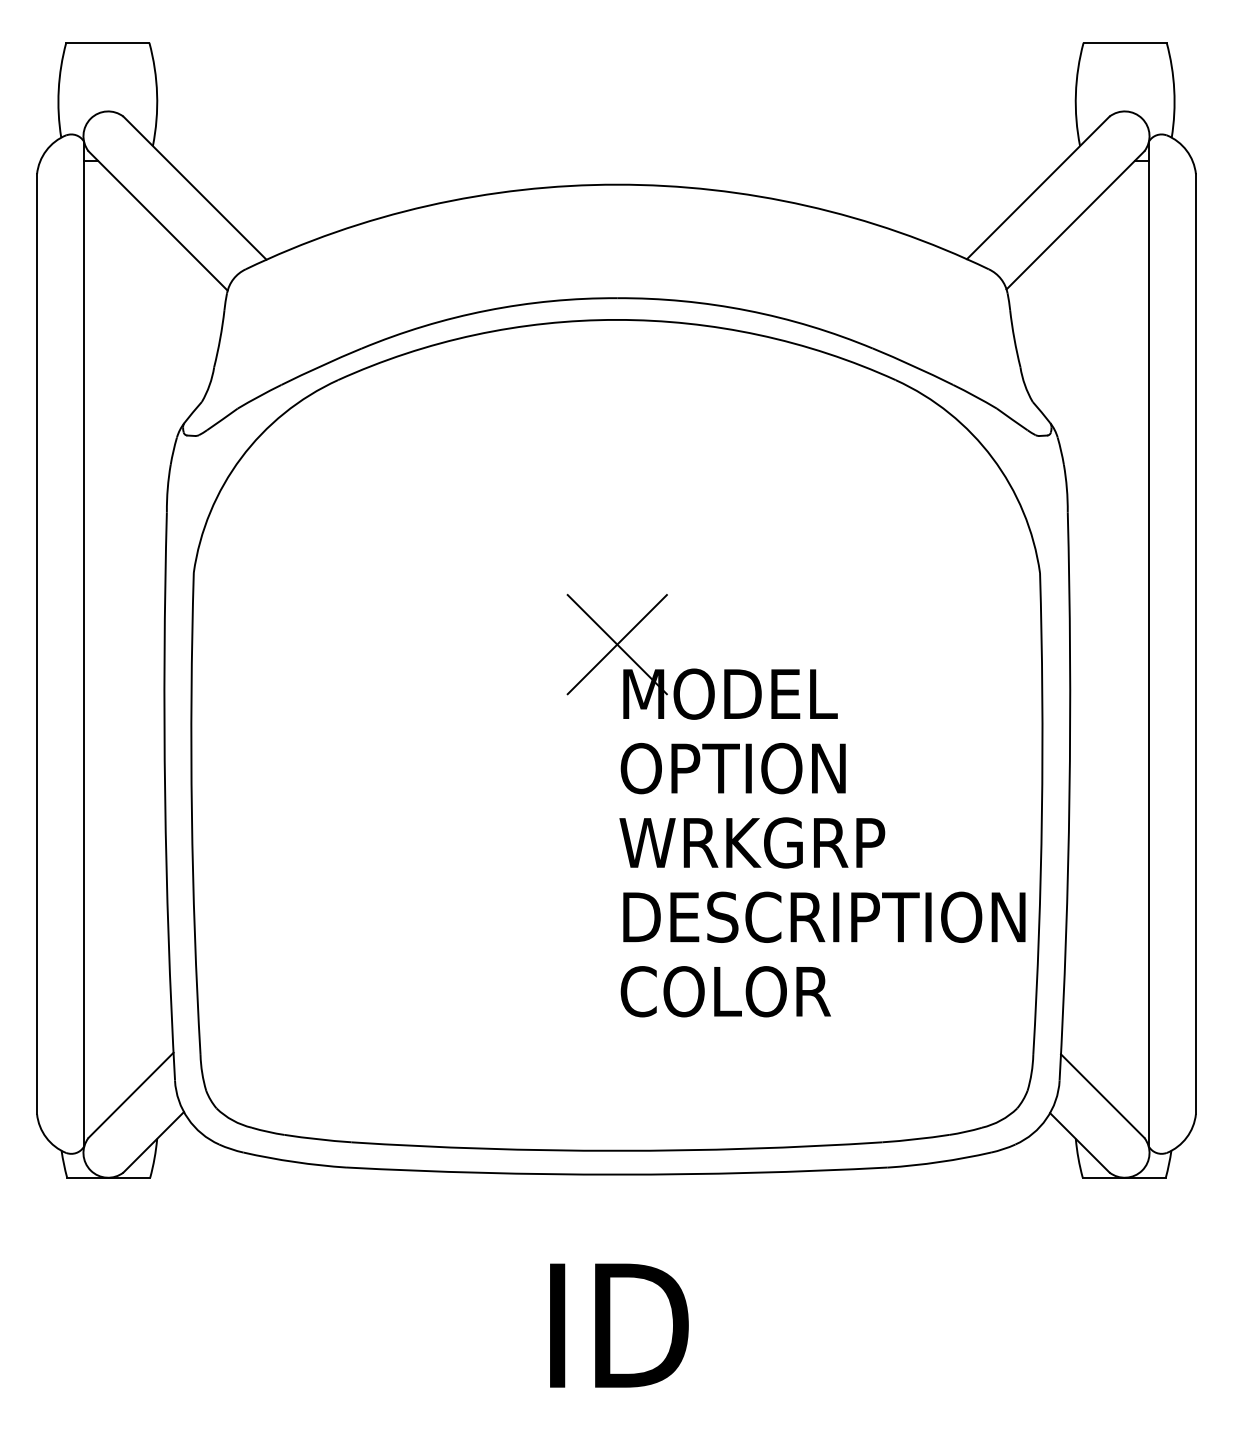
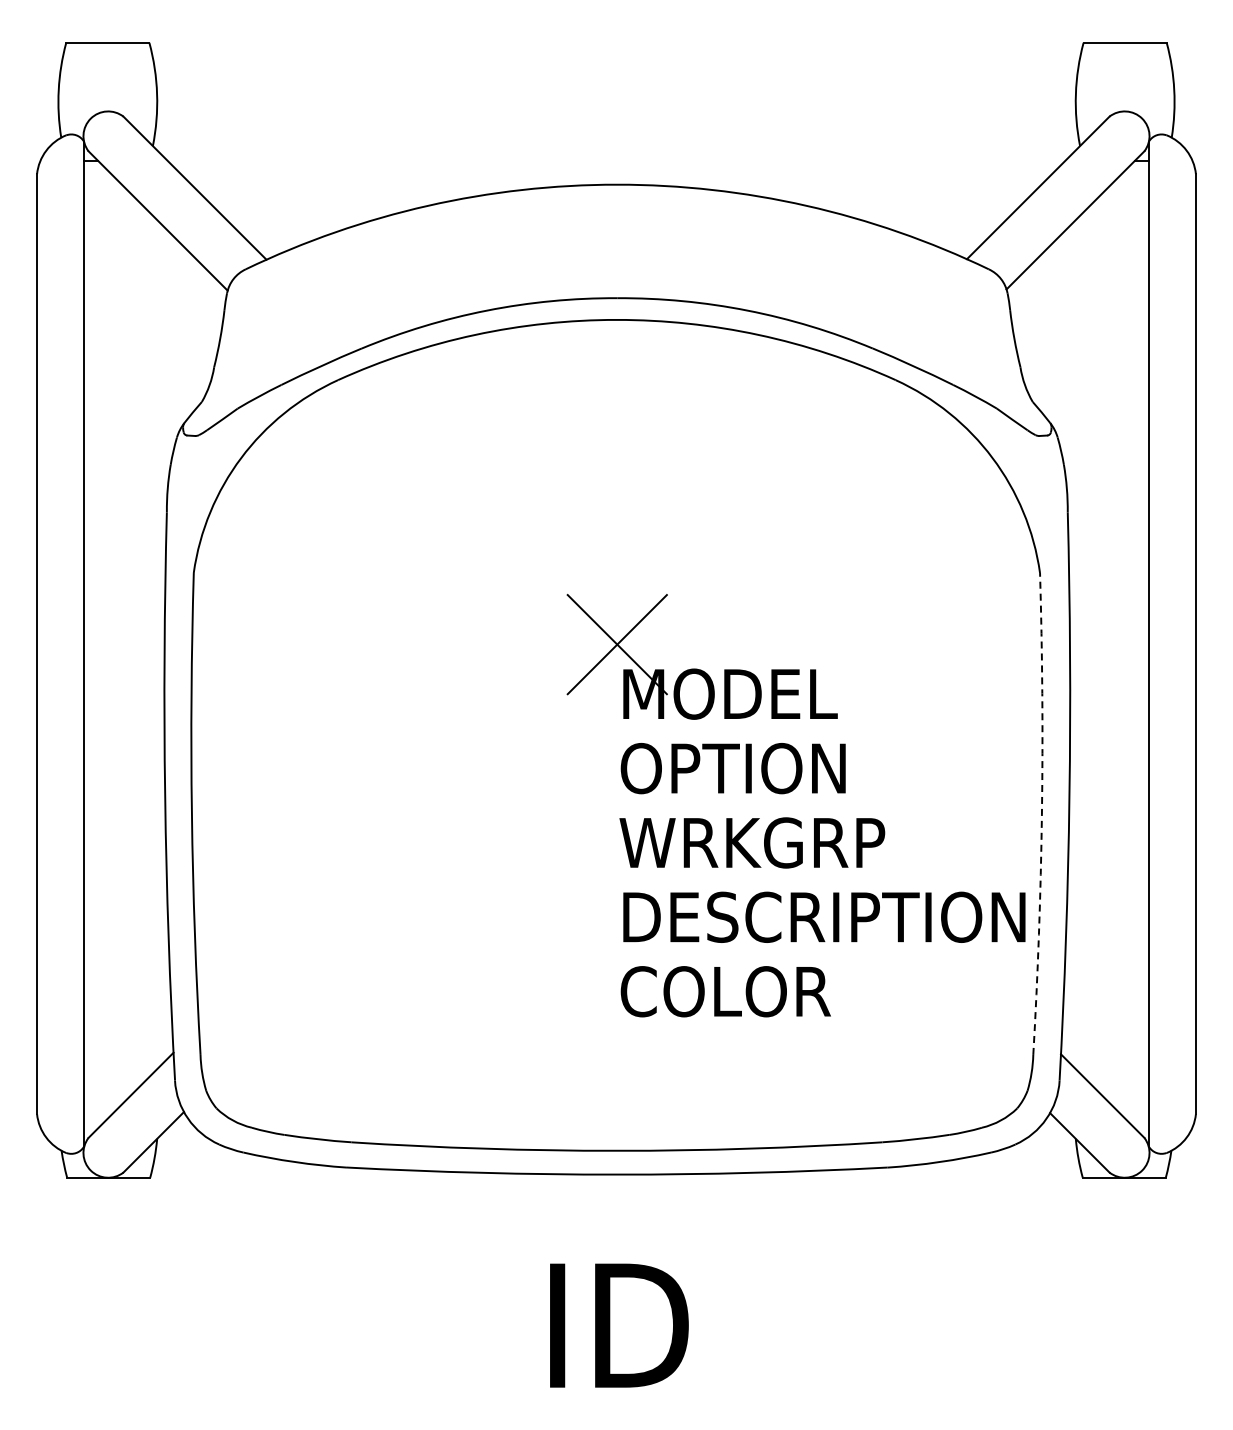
arc: solid -> dashed (1041, 814)
